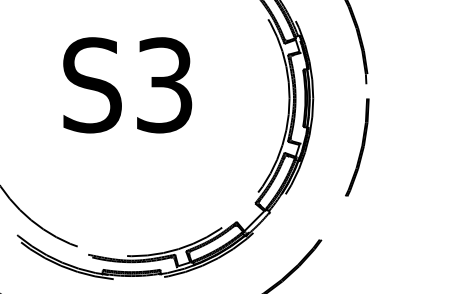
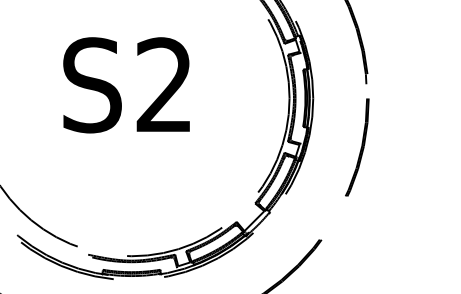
text: S3 -> S2 (164, 85)
